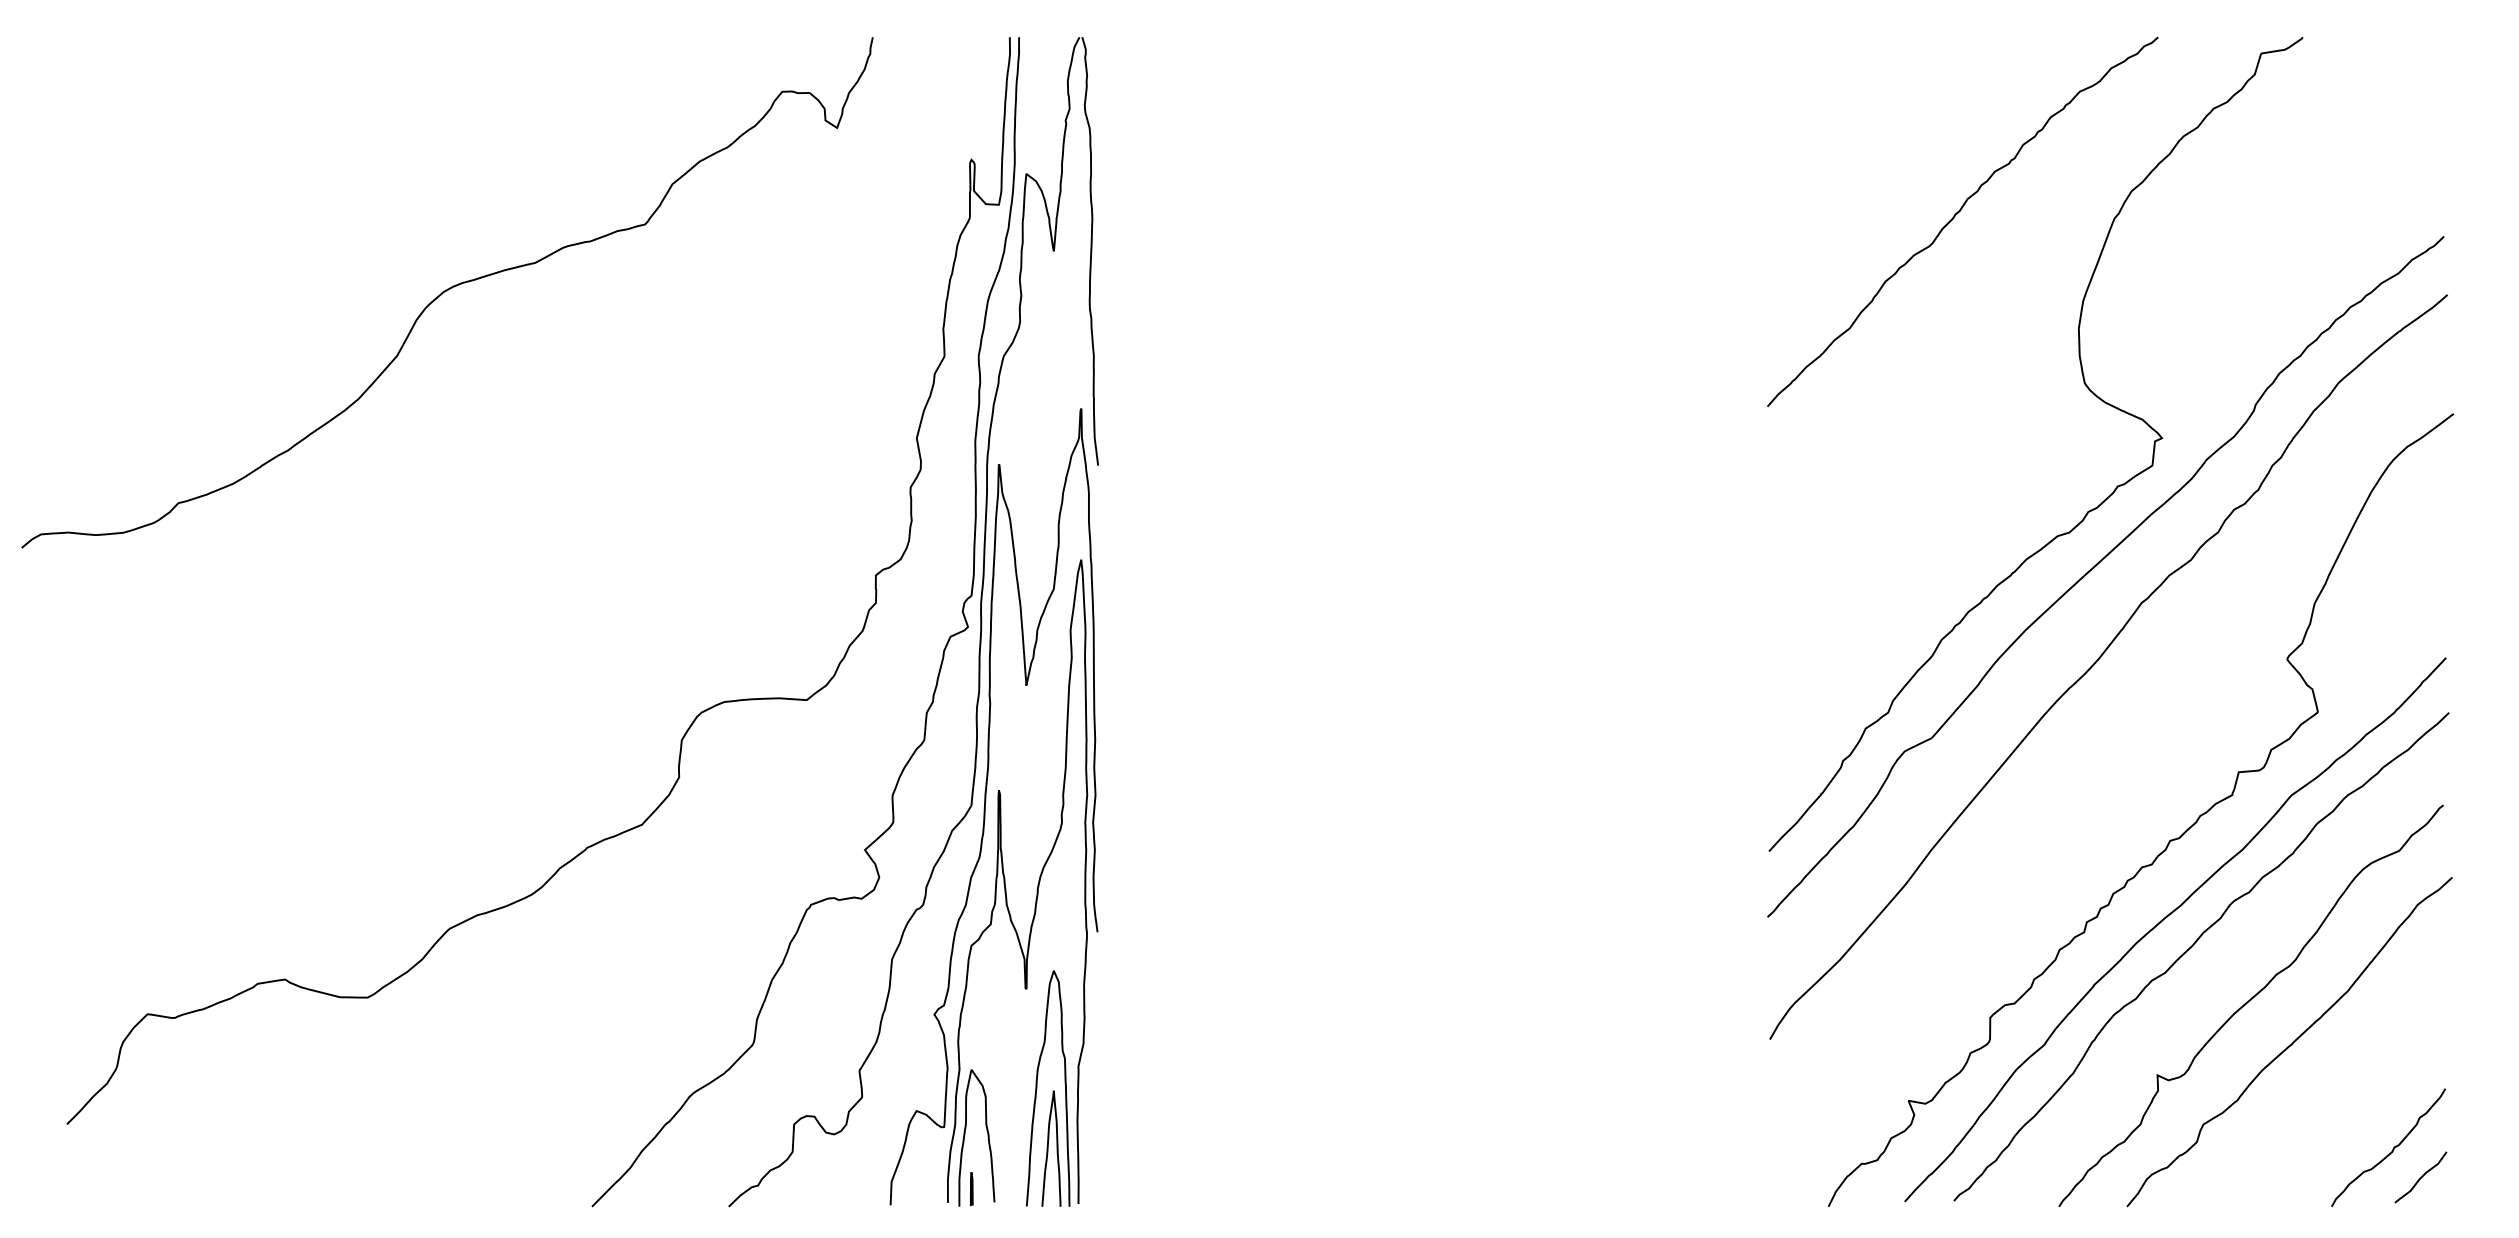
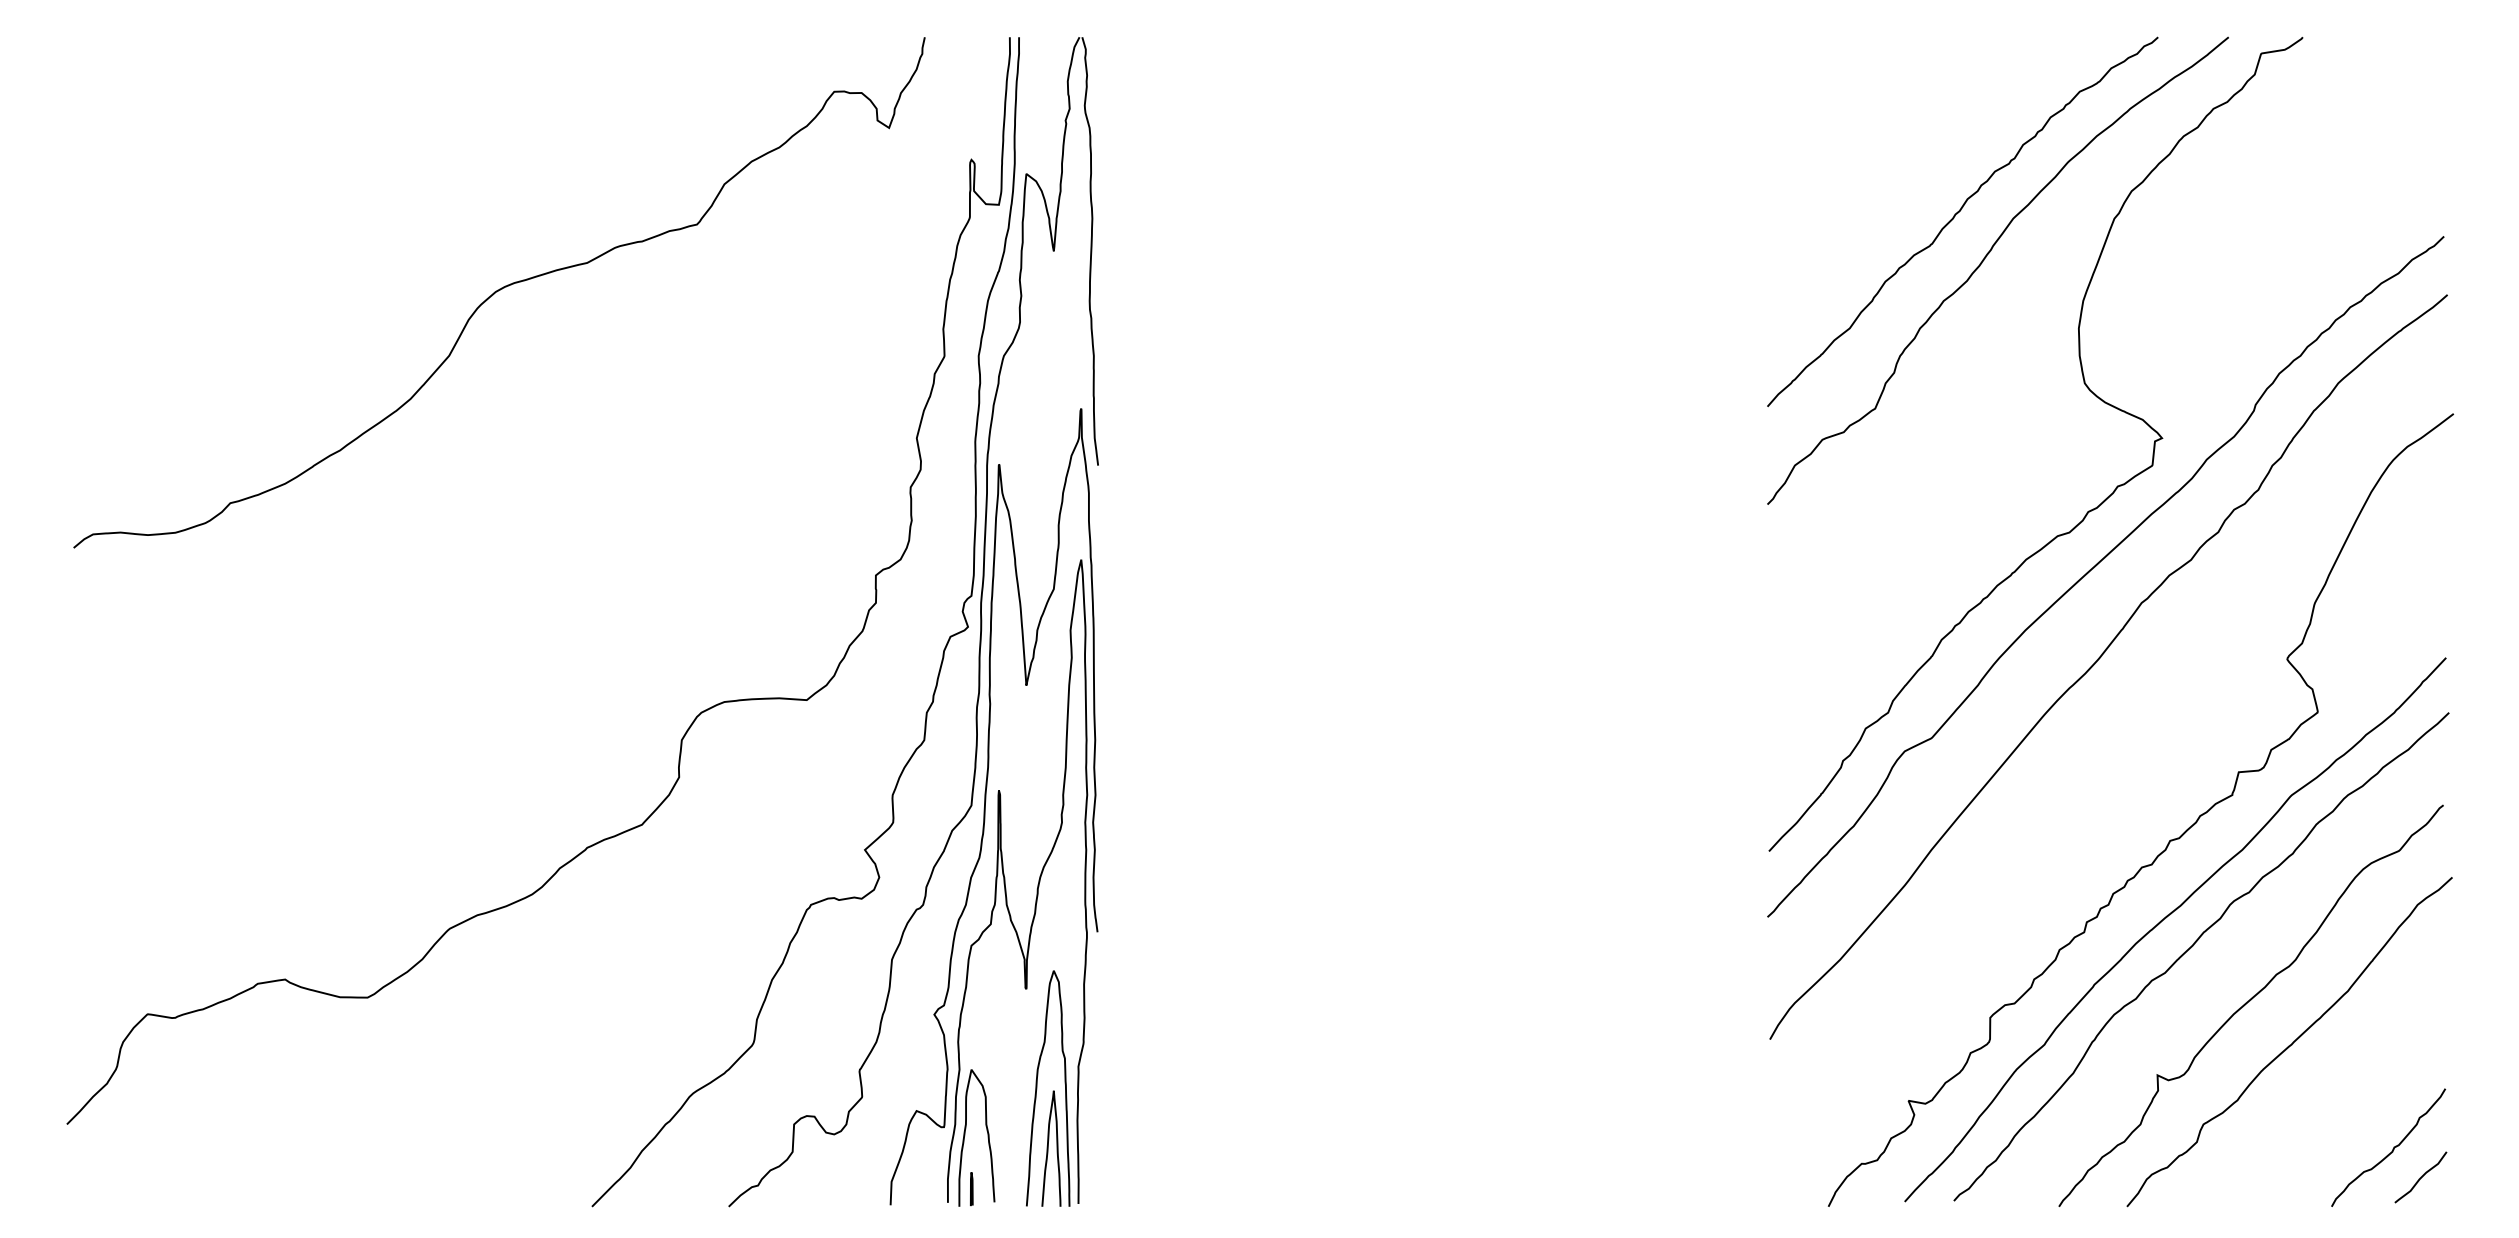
curve: none -> present (1984, 260)
curve position: (446, 291) -> (498, 291) (498, 291)
